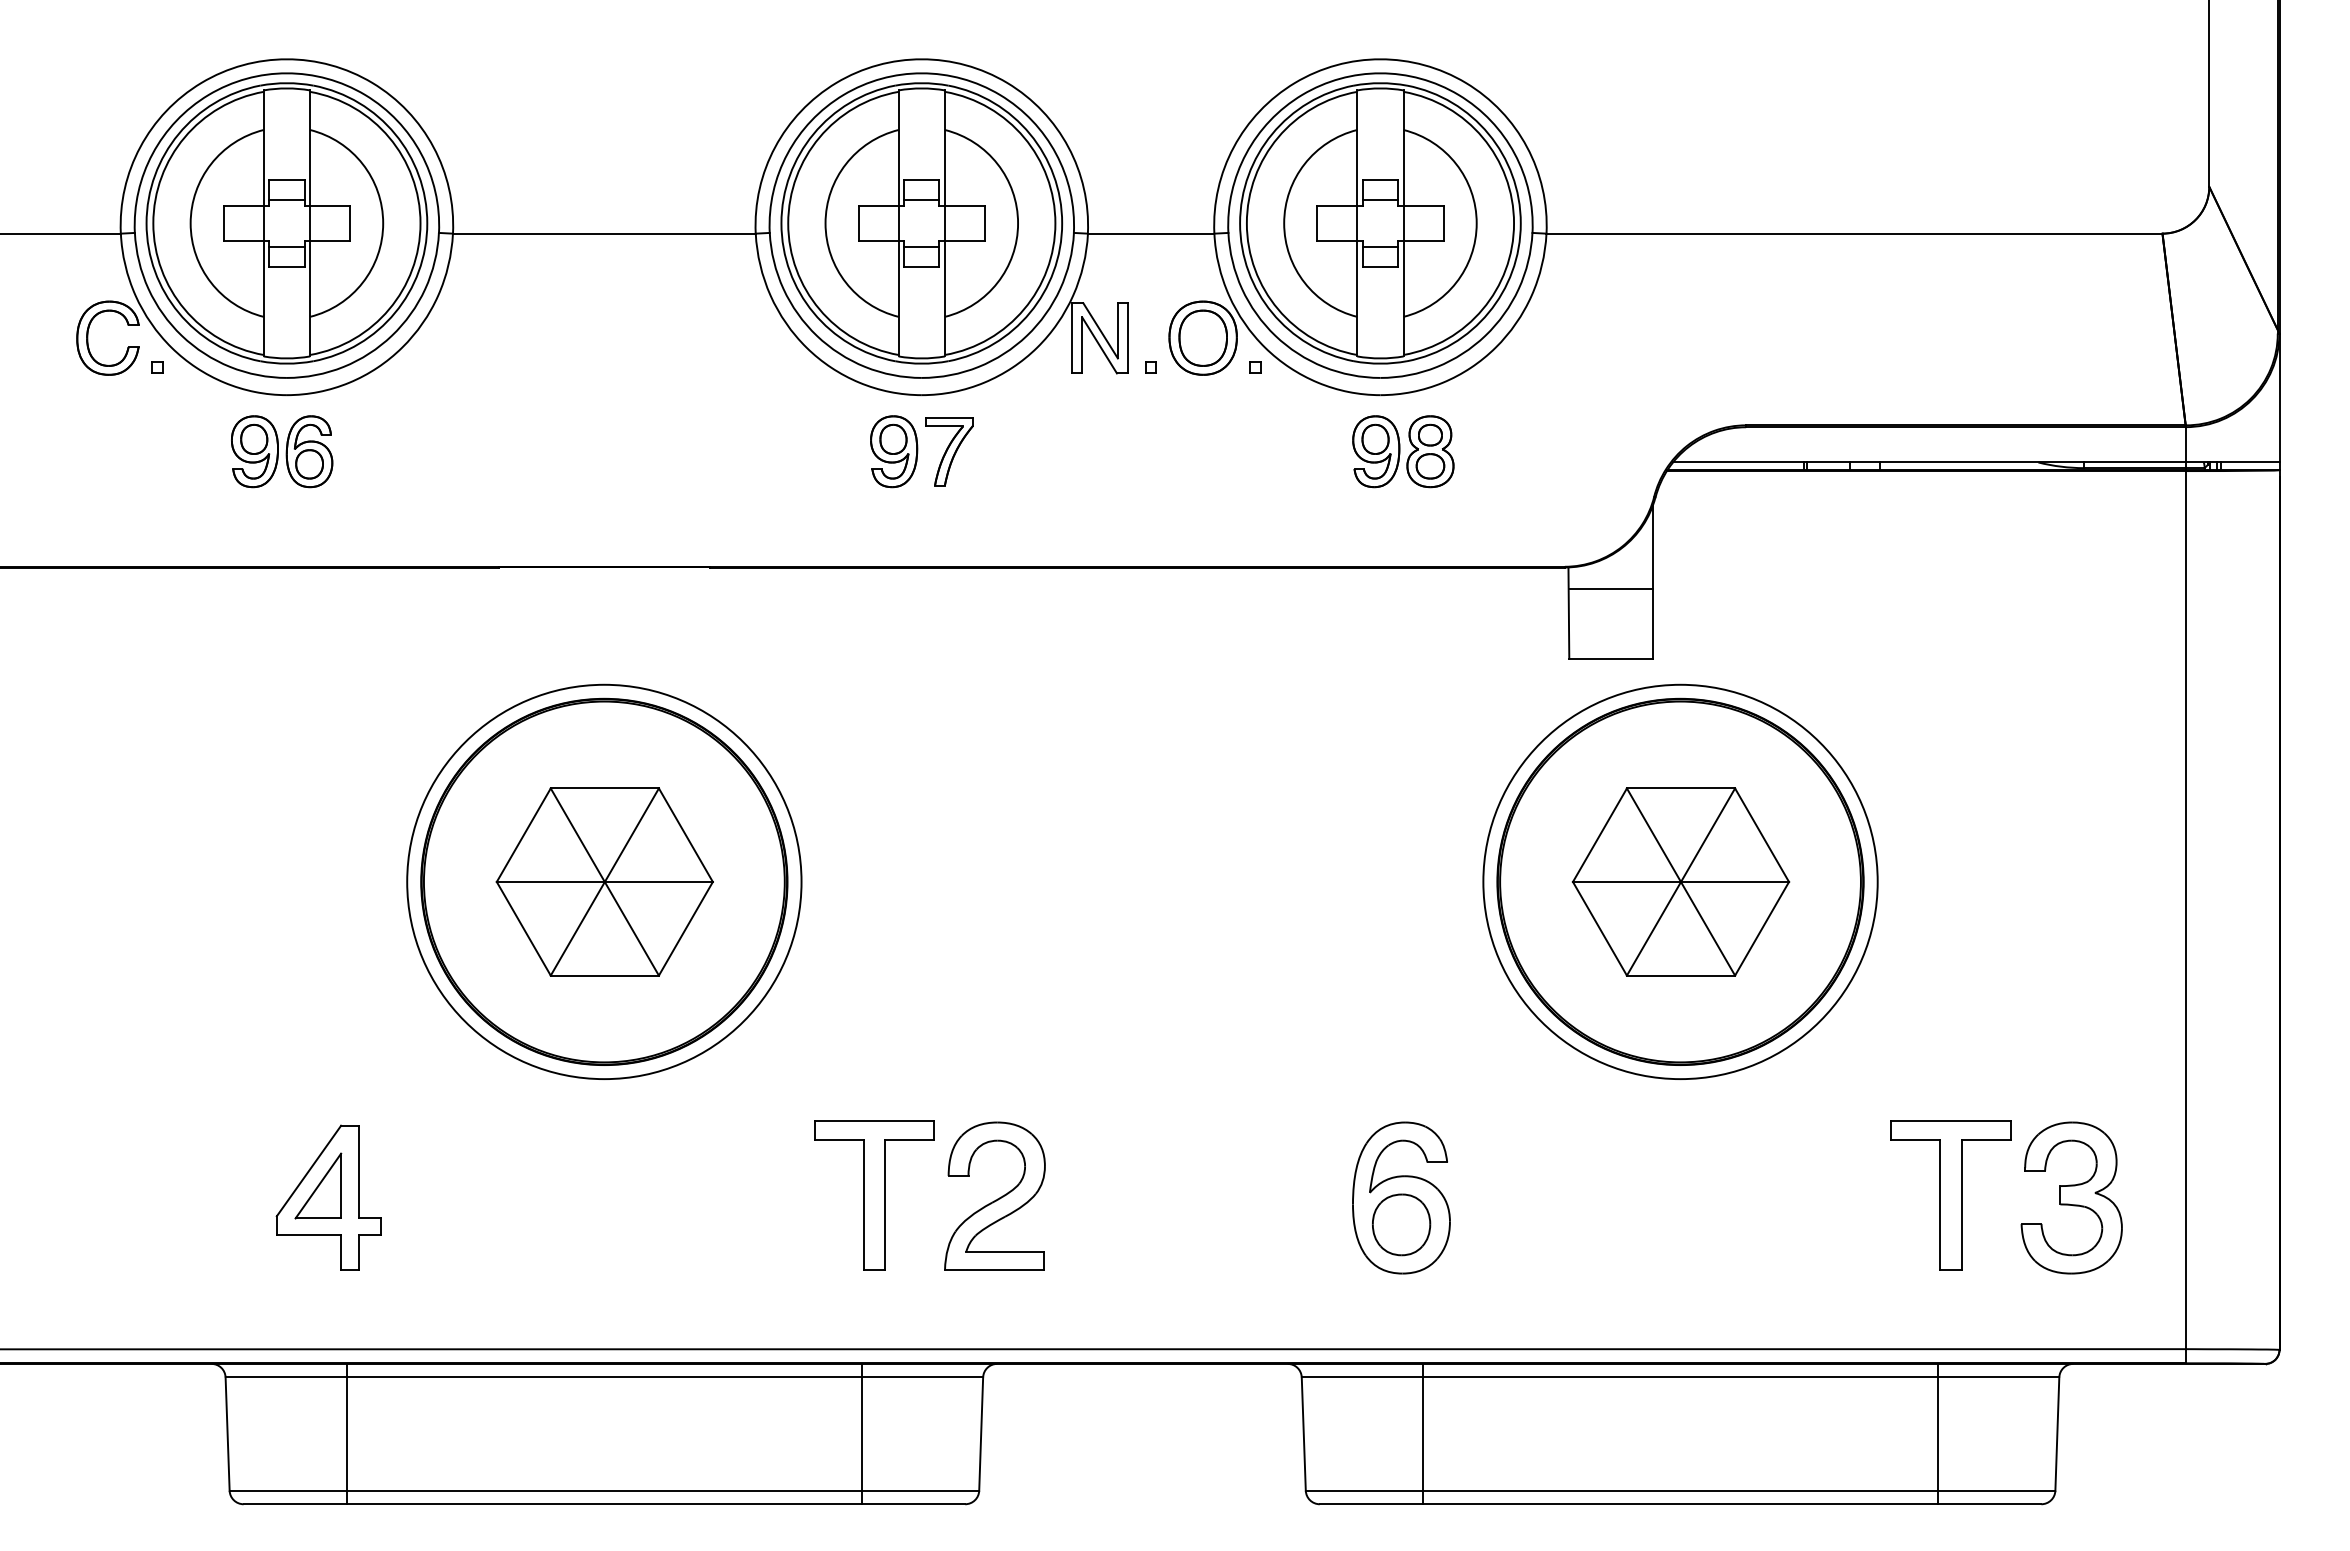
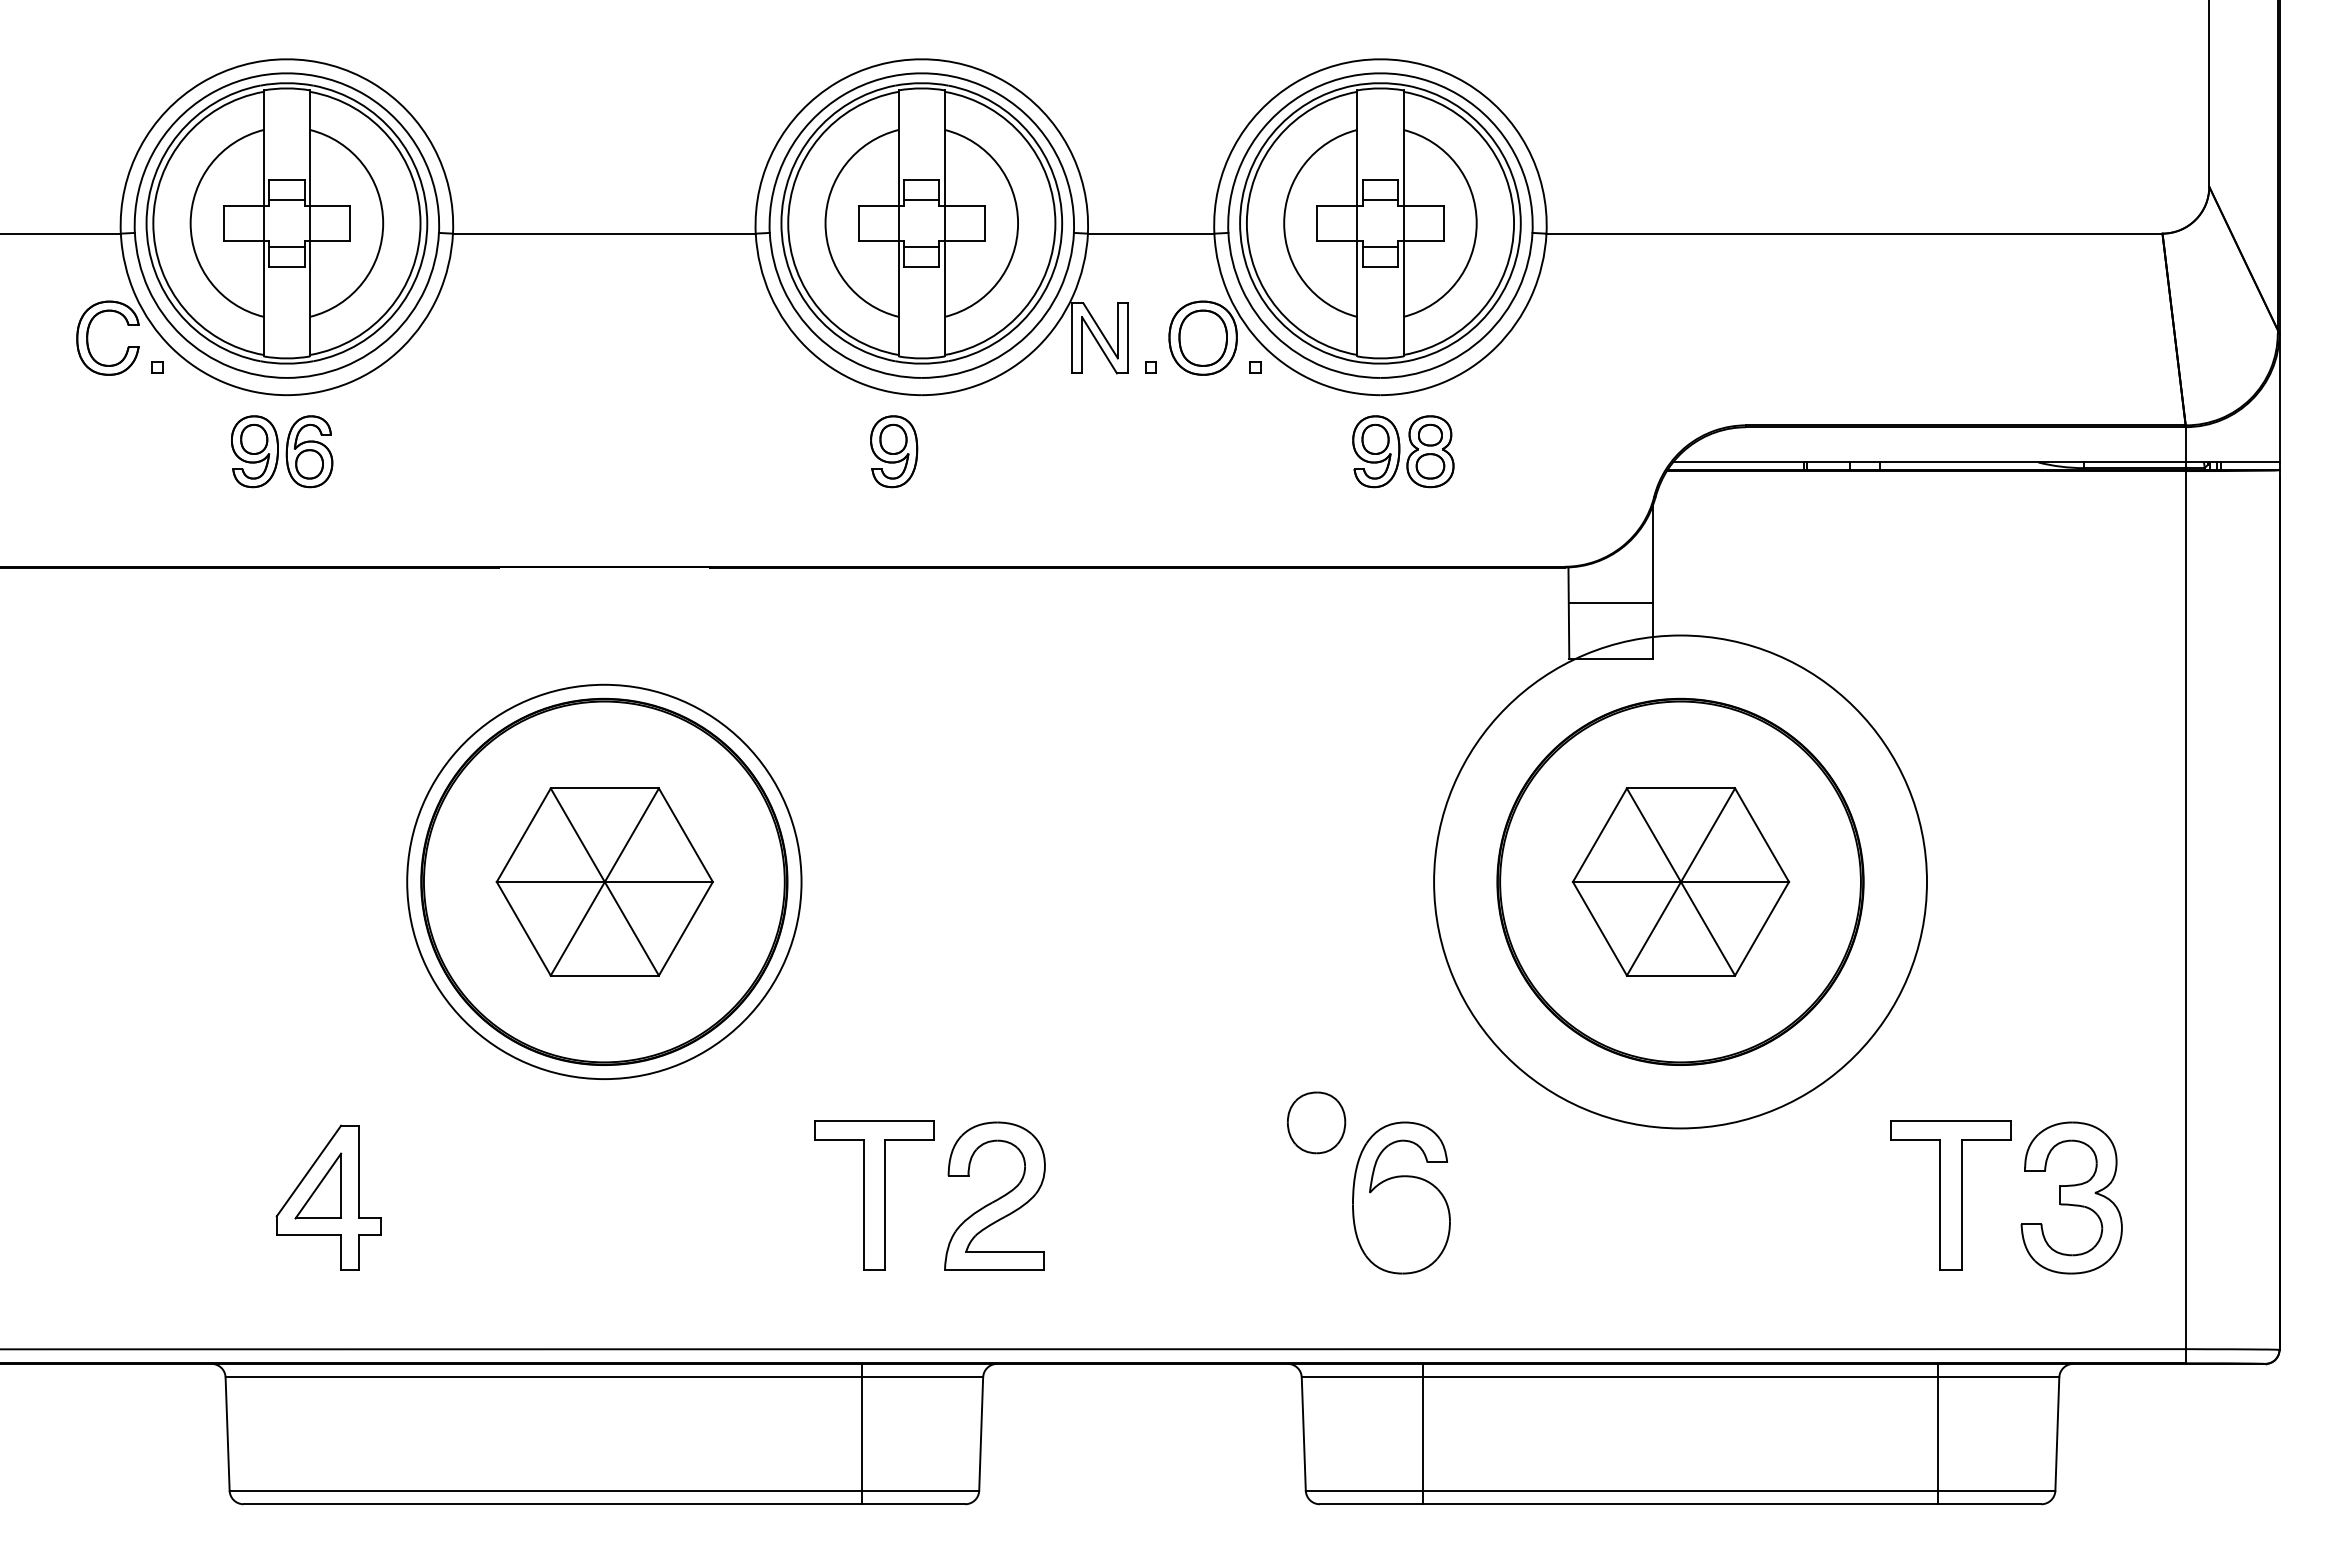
part: present -> none (949, 451)
line position: (1610, 588) -> (1610, 602) (1610, 602)
circle diameter: 394 px -> 493 px (1680, 881)
part position: (1401, 1224) -> (1316, 1122) (1316, 1122)
line: present -> none (347, 1433)
